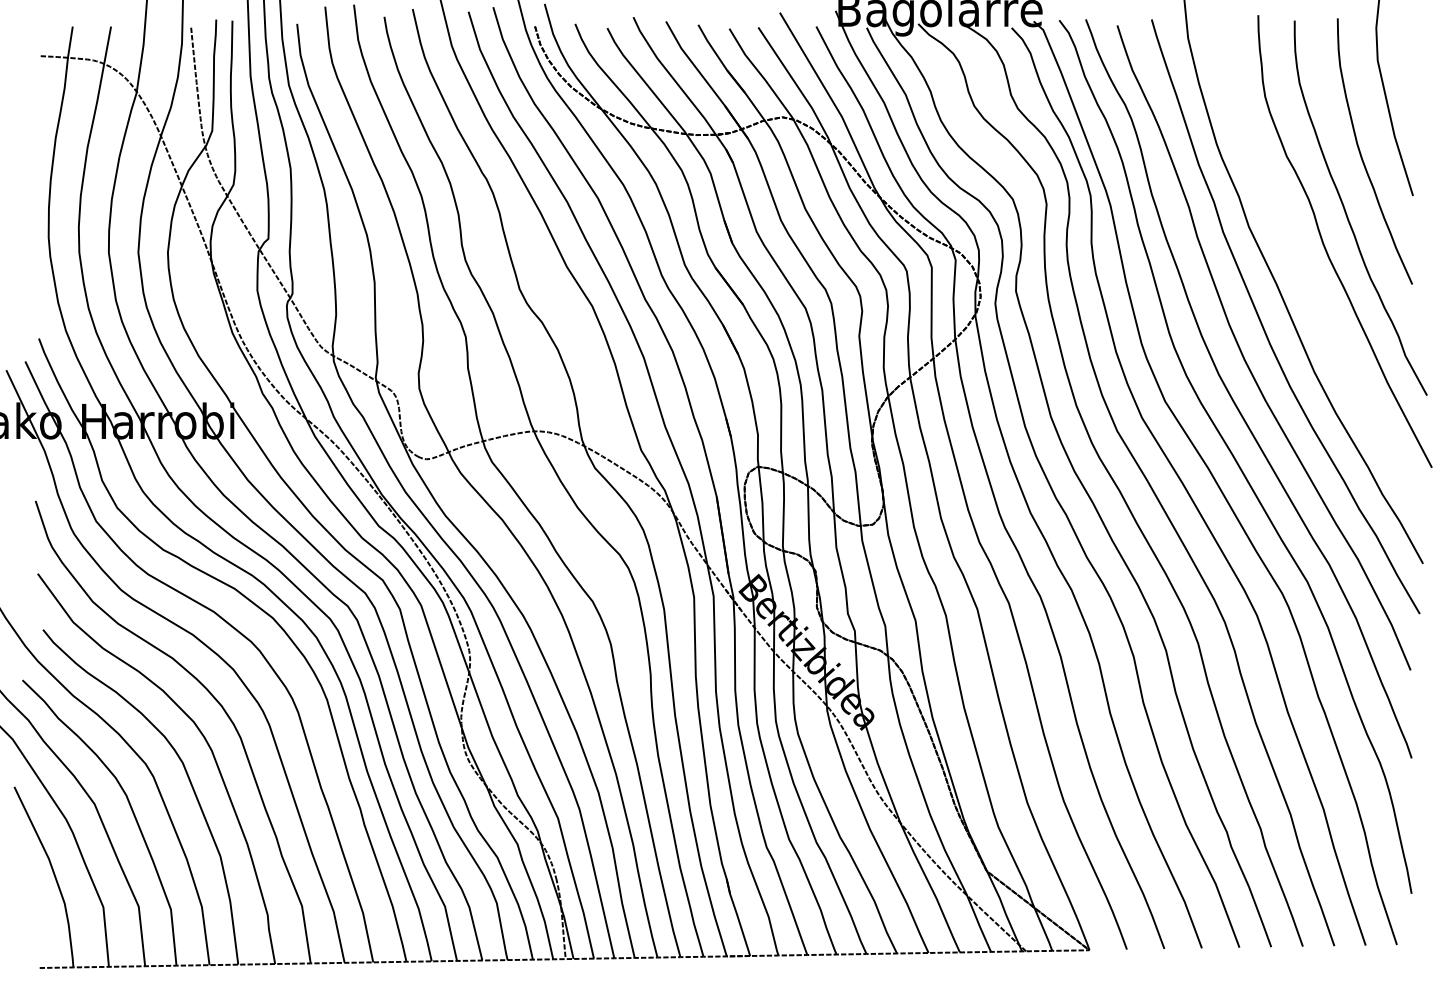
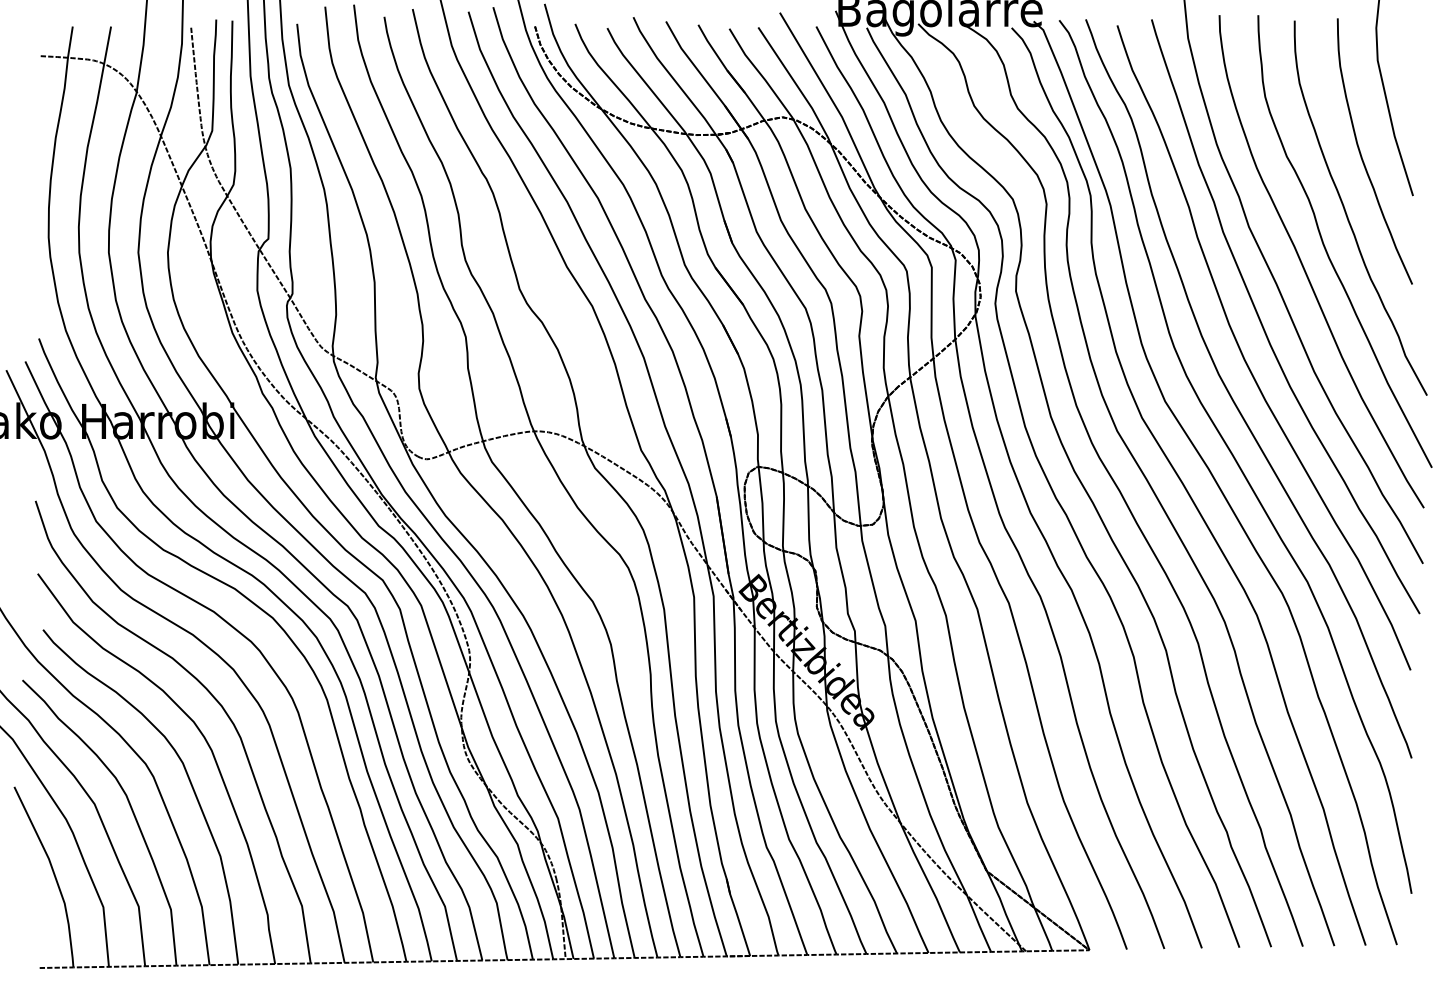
curve: none -> present (1305, 269)
